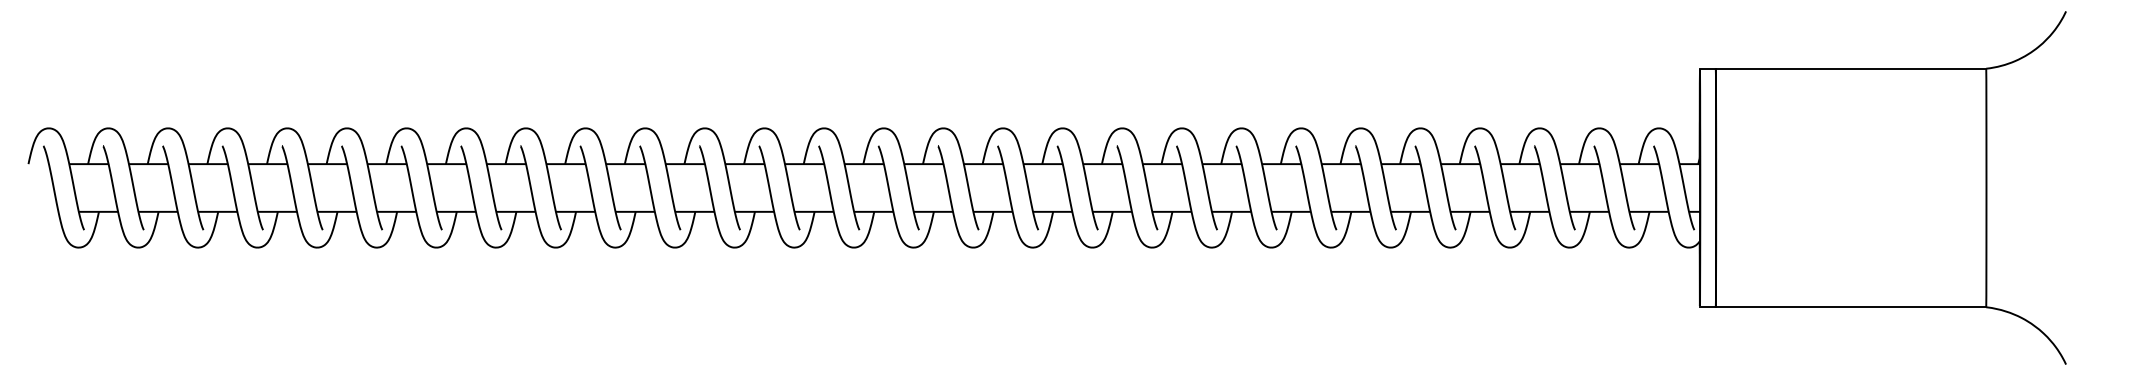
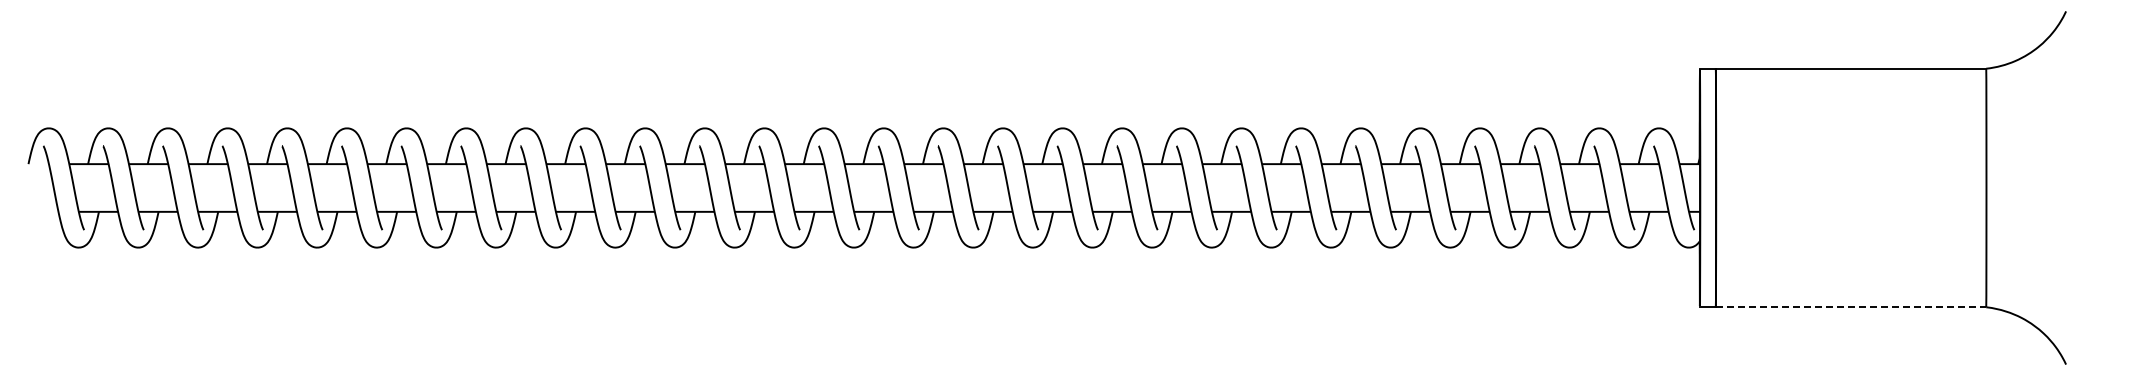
line: solid -> dashed (1851, 307)
